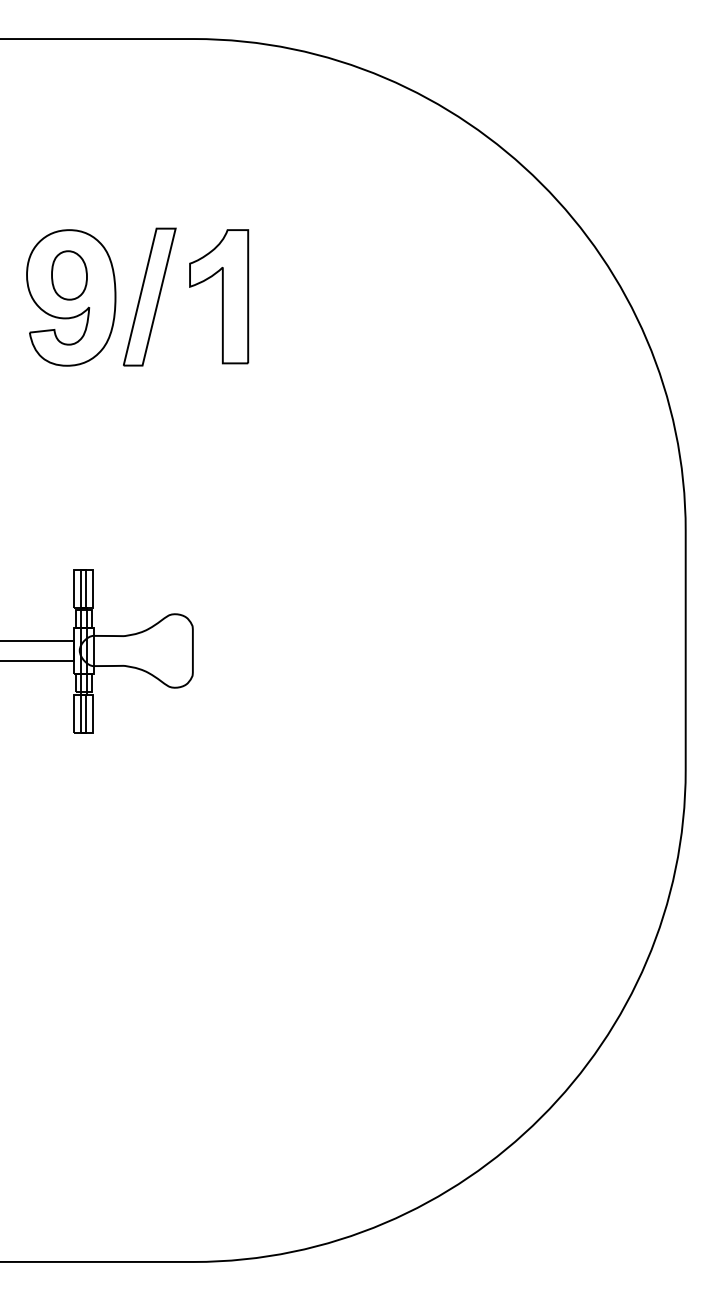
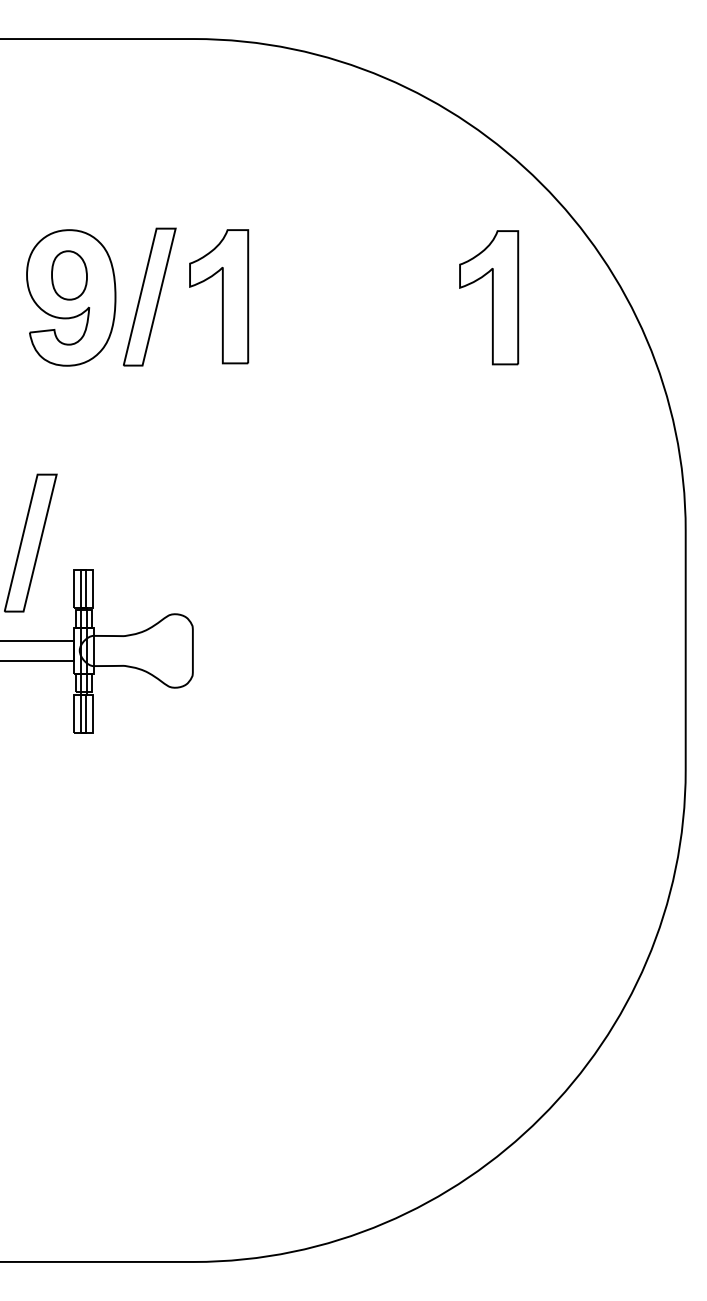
part: none -> present (489, 297)
part: none -> present (30, 542)
